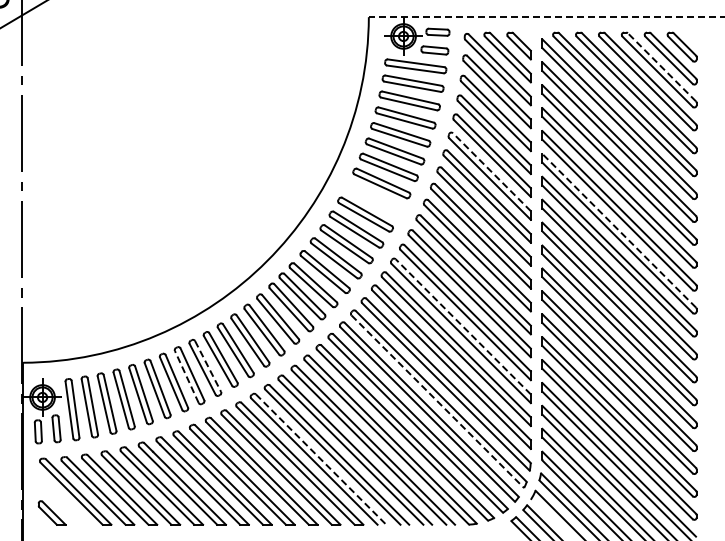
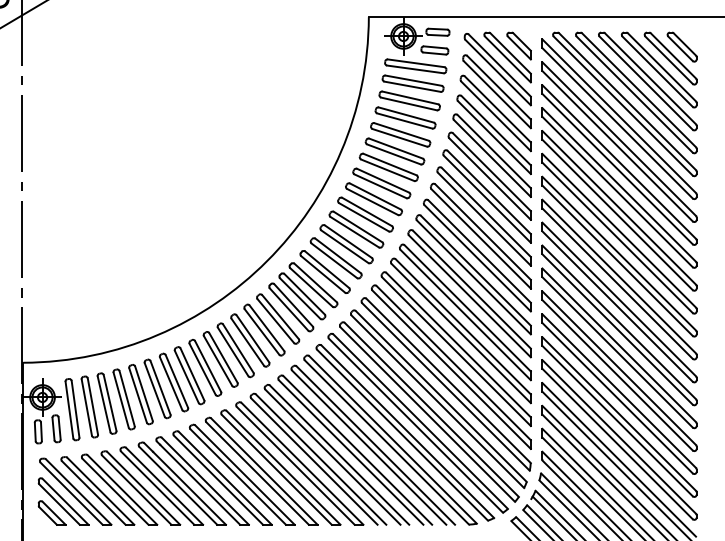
line: dashed -> solid (546, 17)
line: dashed -> solid (661, 66)
line: dashed -> solid (491, 171)
part: none -> present (373, 199)
line: dashed -> solid (619, 230)
line: dashed -> solid (463, 326)
line: dashed -> solid (208, 366)
line: dashed -> solid (186, 376)
line: dashed -> solid (438, 402)
line: dashed -> solid (321, 459)
part: none -> present (63, 501)
line: none -> present (552, 516)
